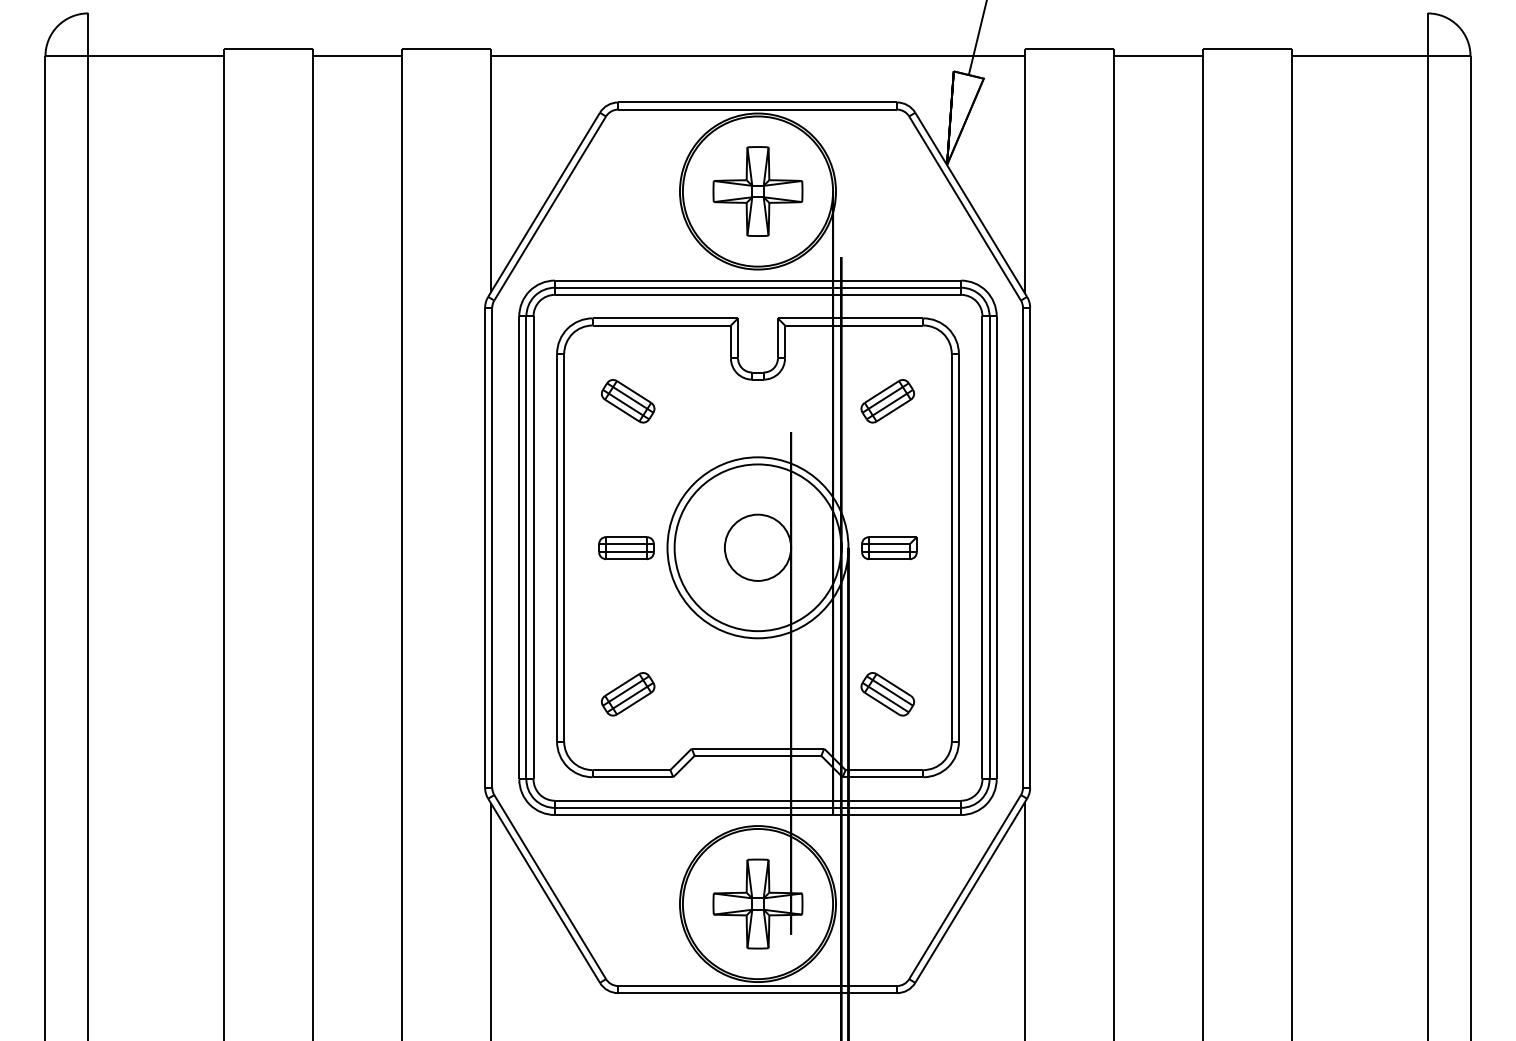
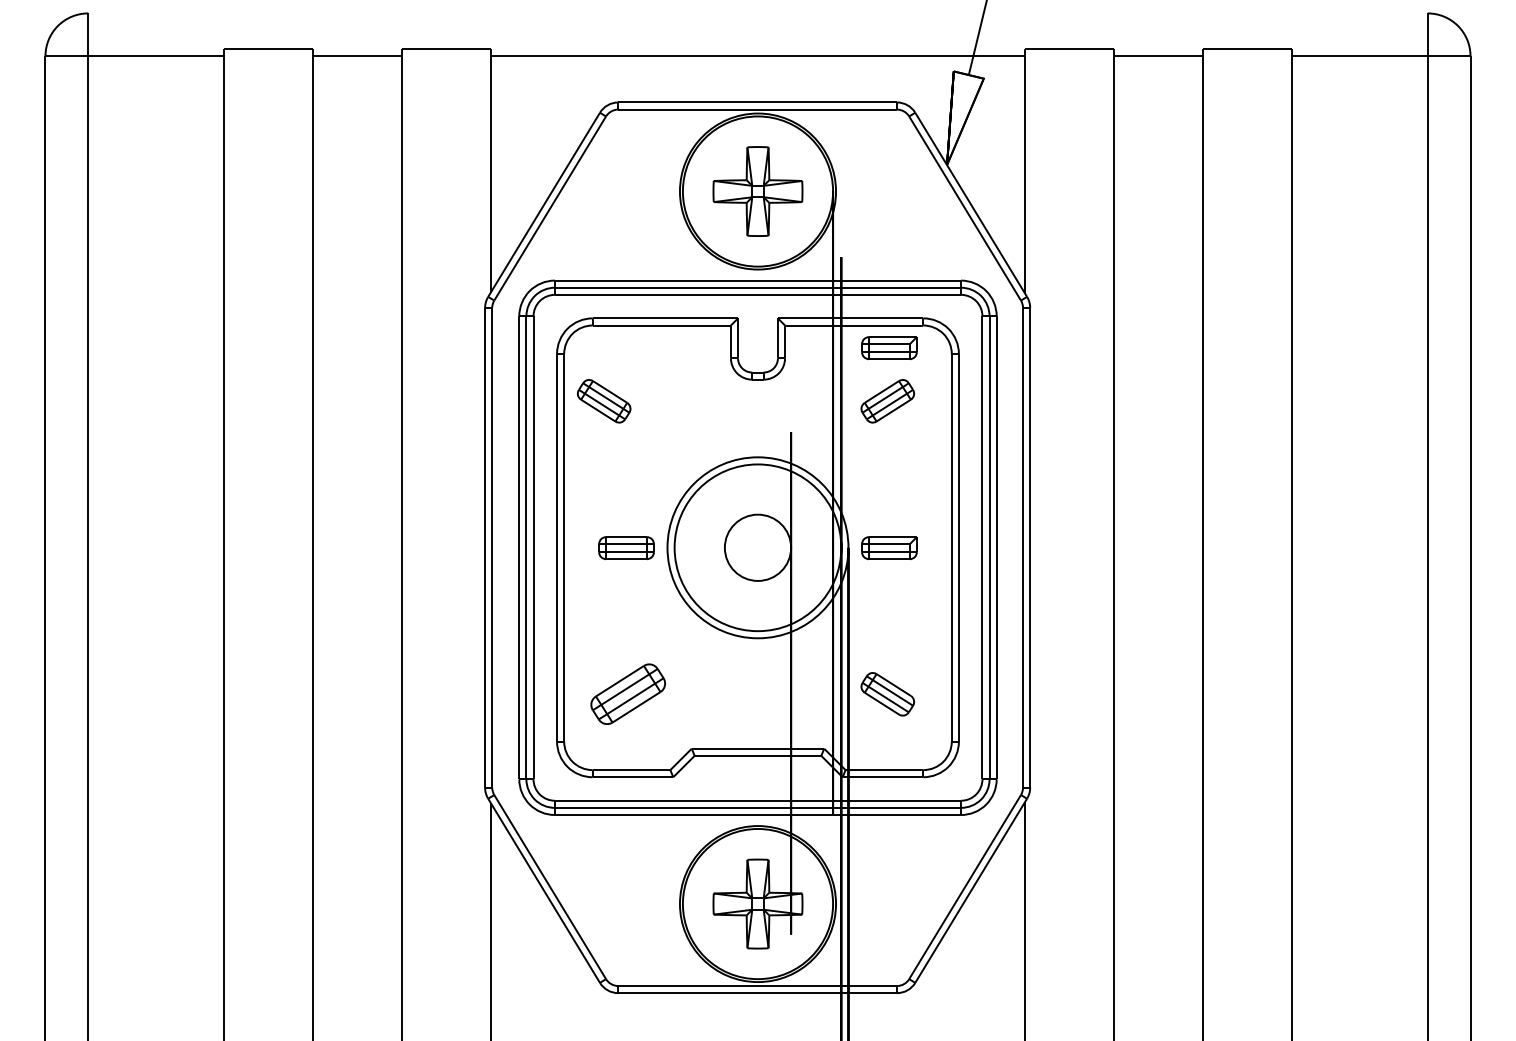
part: none -> present (889, 348)
part position: (627, 401) -> (603, 401) (603, 401)
part size: 56x45 px -> 77x62 px (628, 693)
